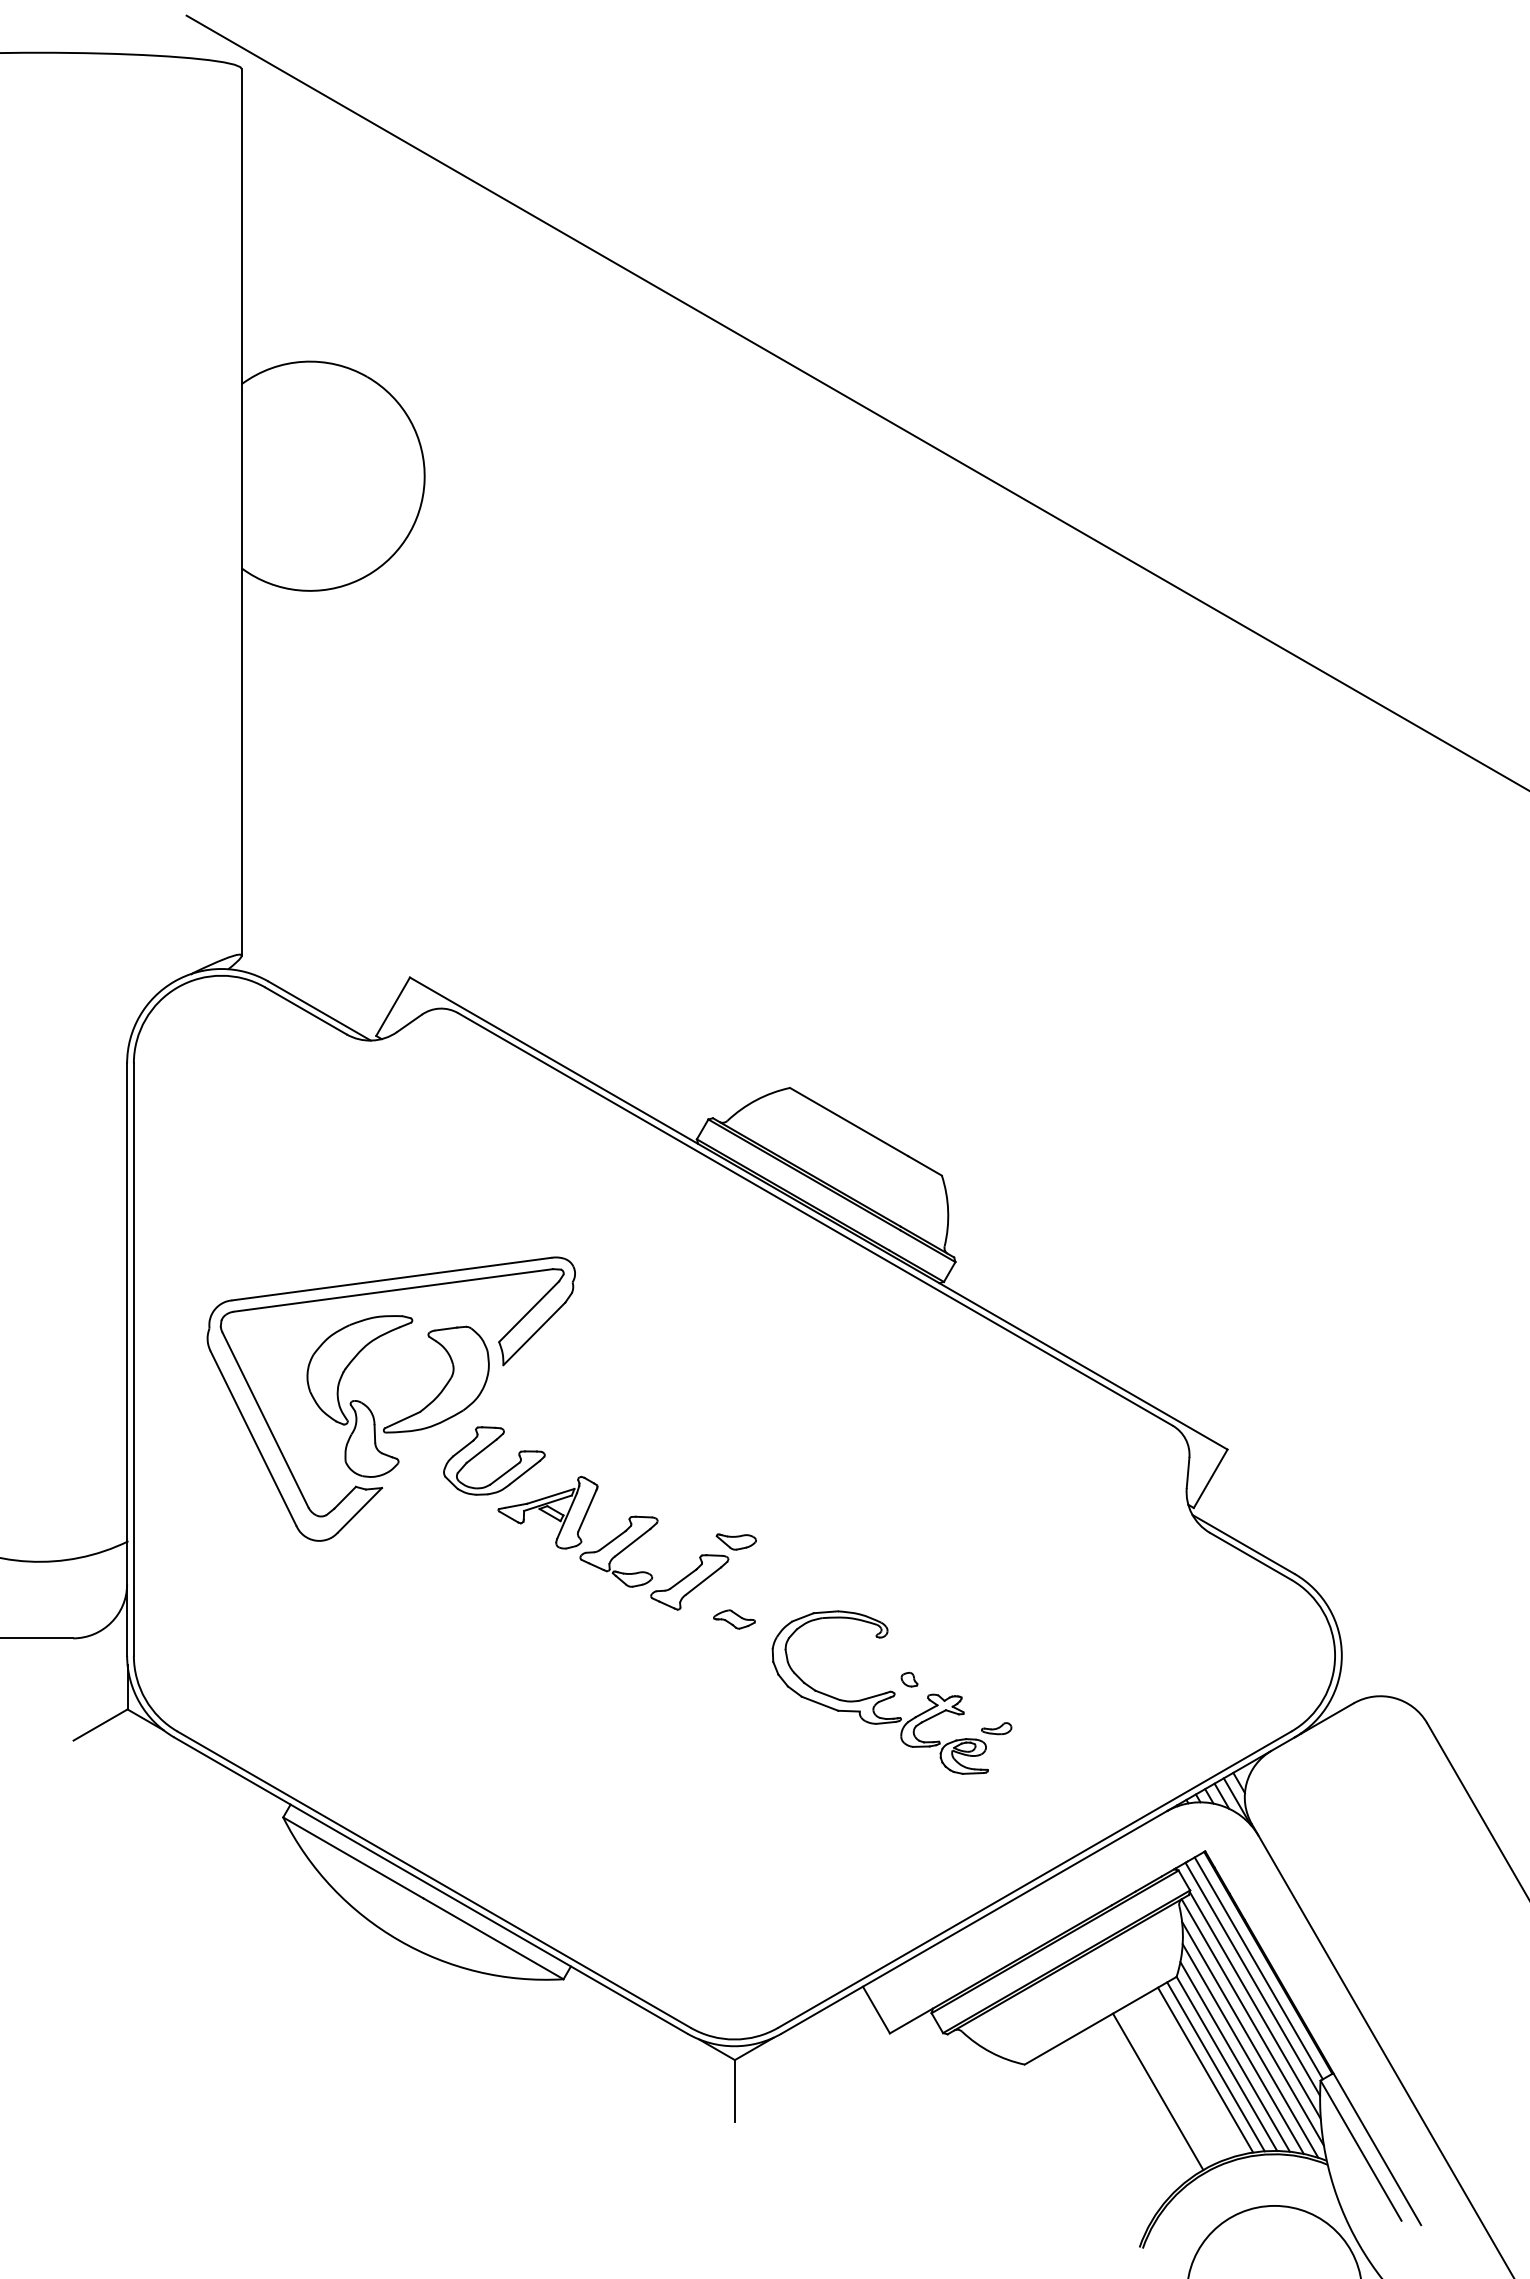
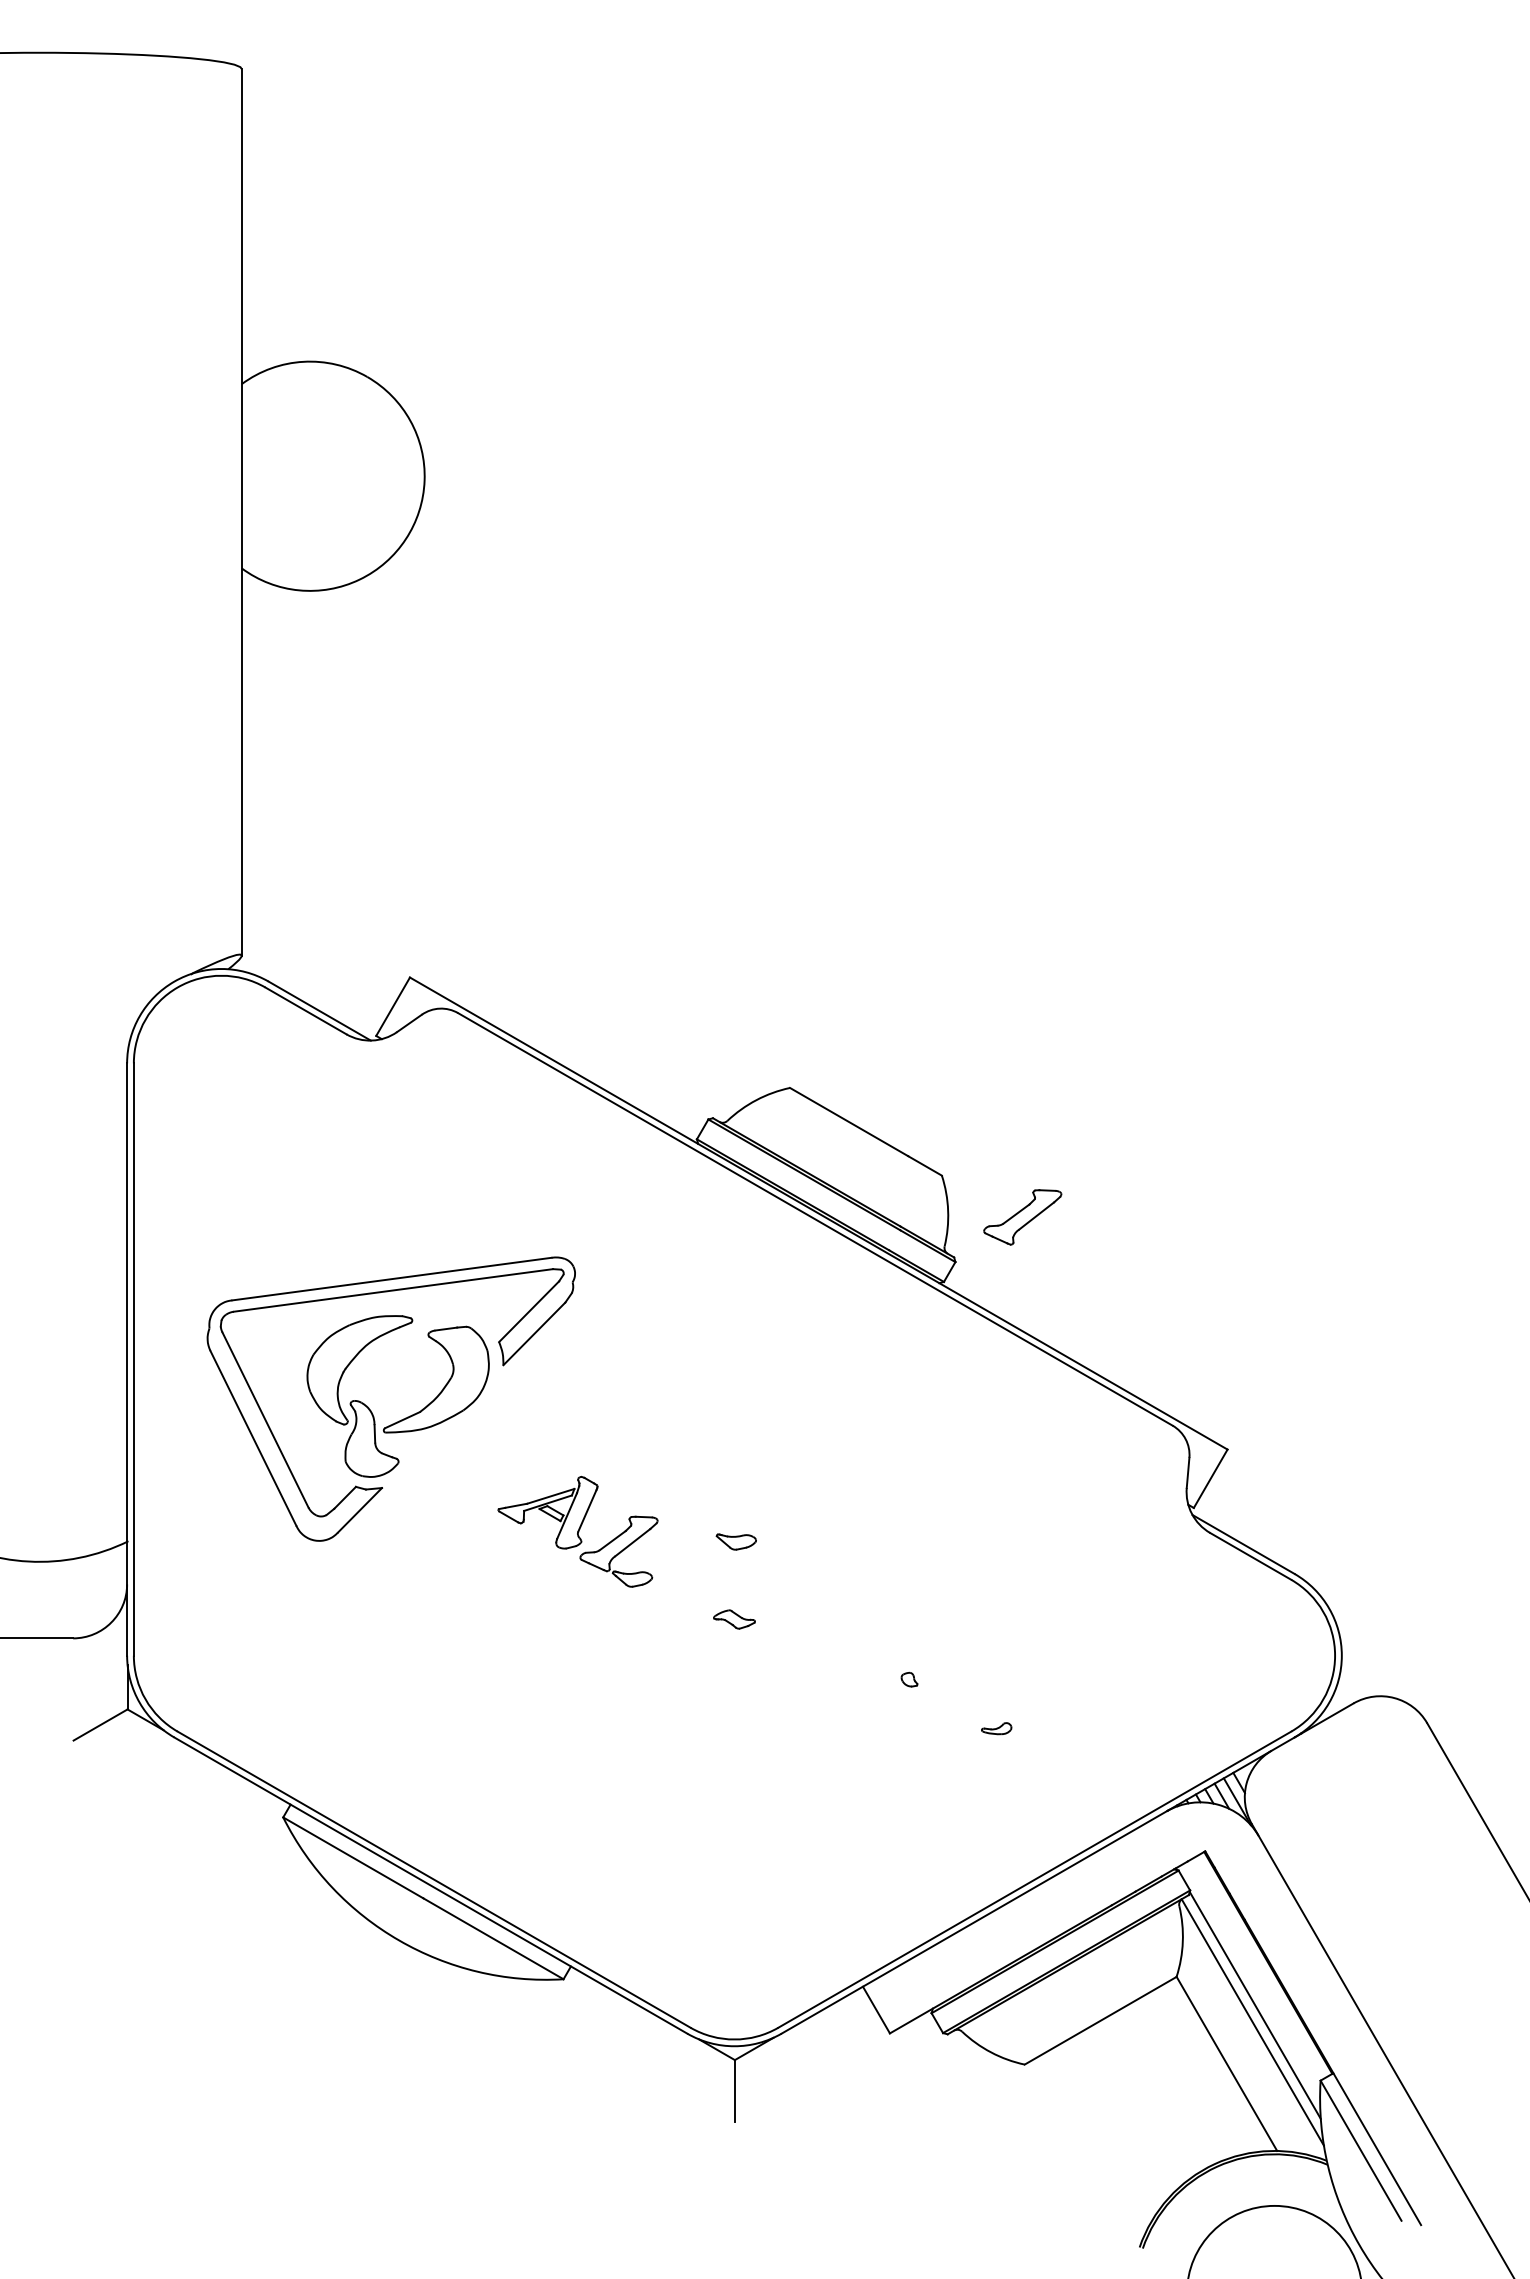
line: present -> none (856, 402)
part: present -> none (484, 1450)
part position: (689, 1582) -> (1022, 1217) (1022, 1217)
part: present -> none (879, 1692)
line: present -> none (1258, 1968)
line: present -> none (1252, 1978)
line: present -> none (1250, 2039)
line: present -> none (1242, 2048)
line: present -> none (1234, 2056)
line: present -> none (1215, 2066)
line: present -> none (1205, 2069)
line: present -> none (1158, 2091)
